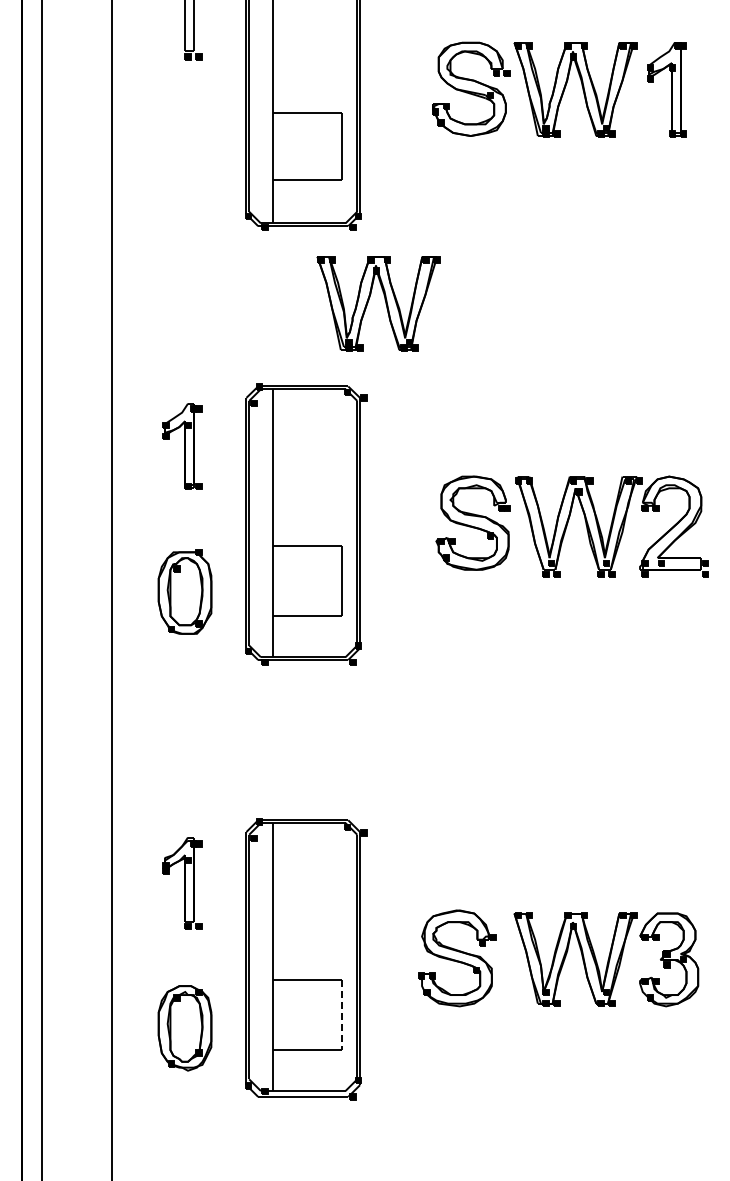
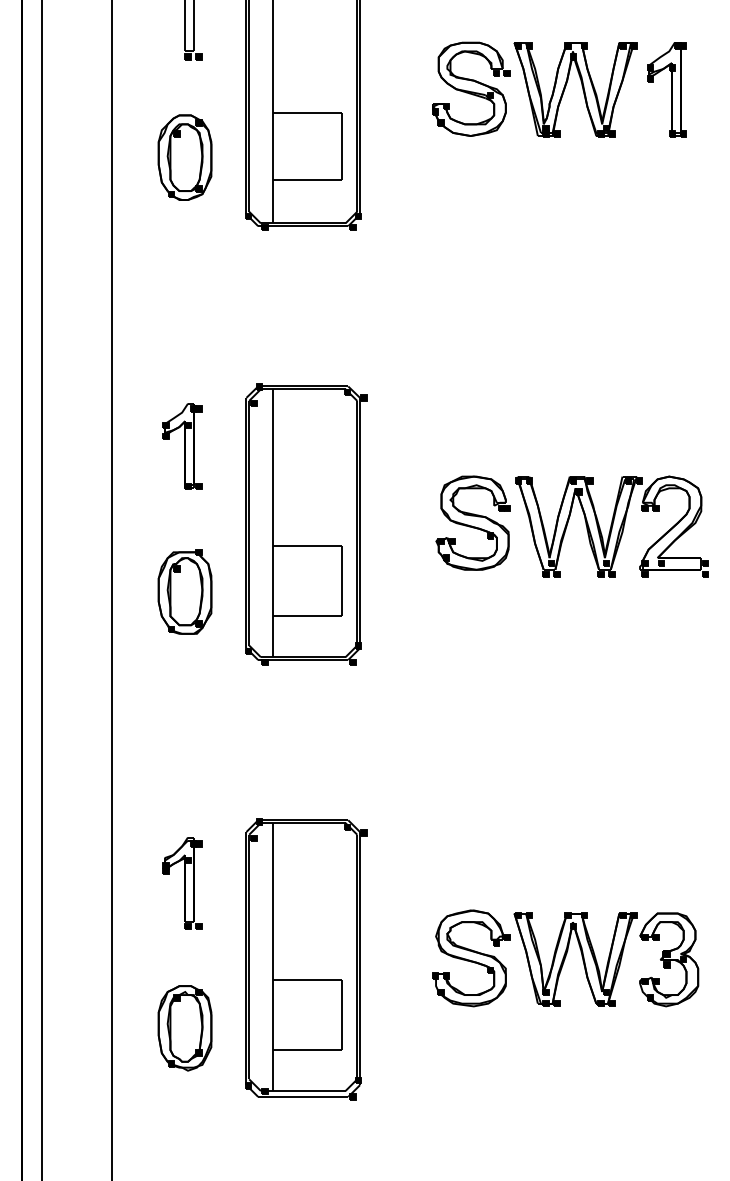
part: none -> present (184, 157)
part: present -> none (384, 300)
part position: (457, 958) -> (471, 958) (471, 958)
line: dashed -> solid (342, 1015)
